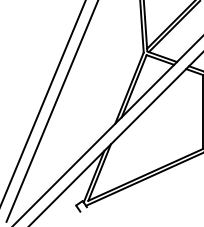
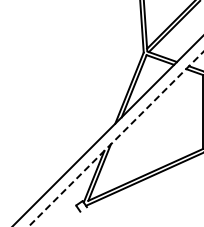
line: present -> none (43, 102)
line: present -> none (51, 111)
line: solid -> dashed (115, 139)
